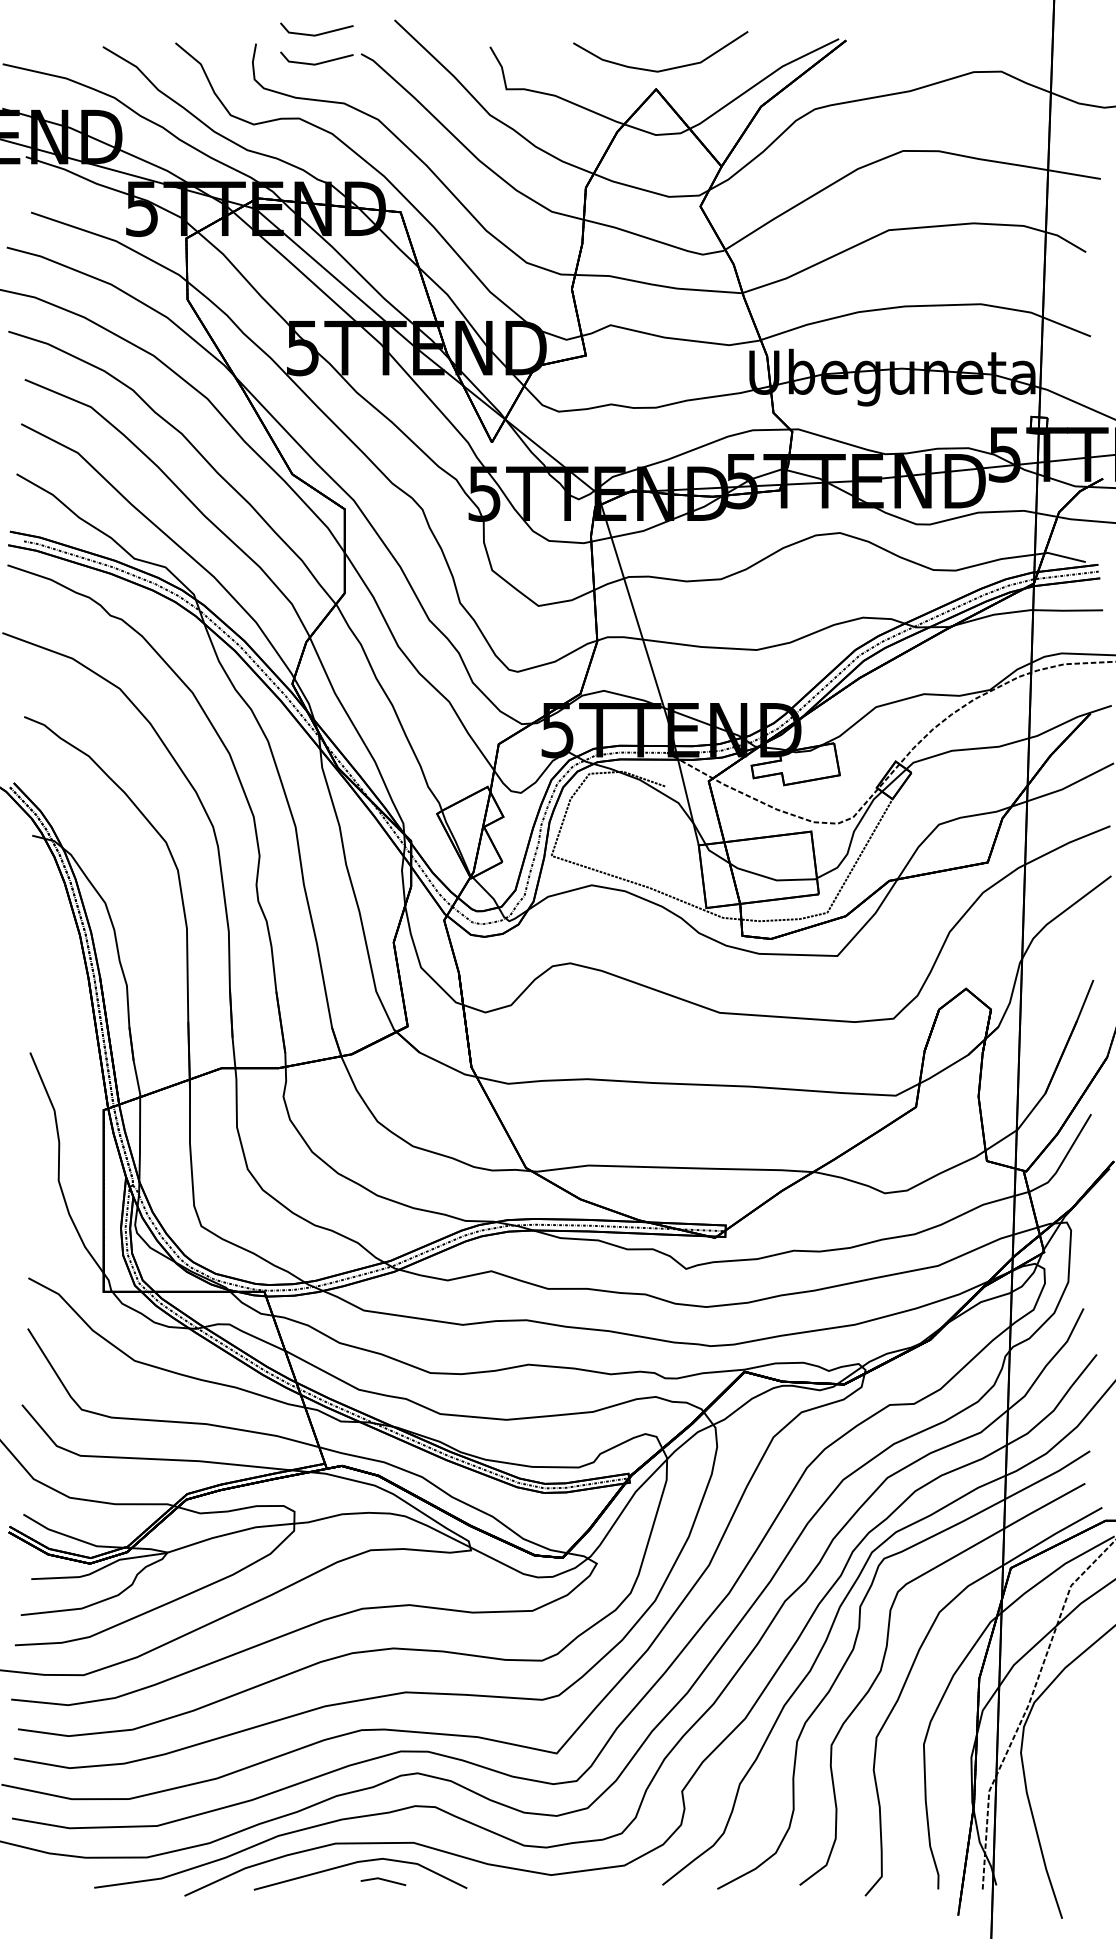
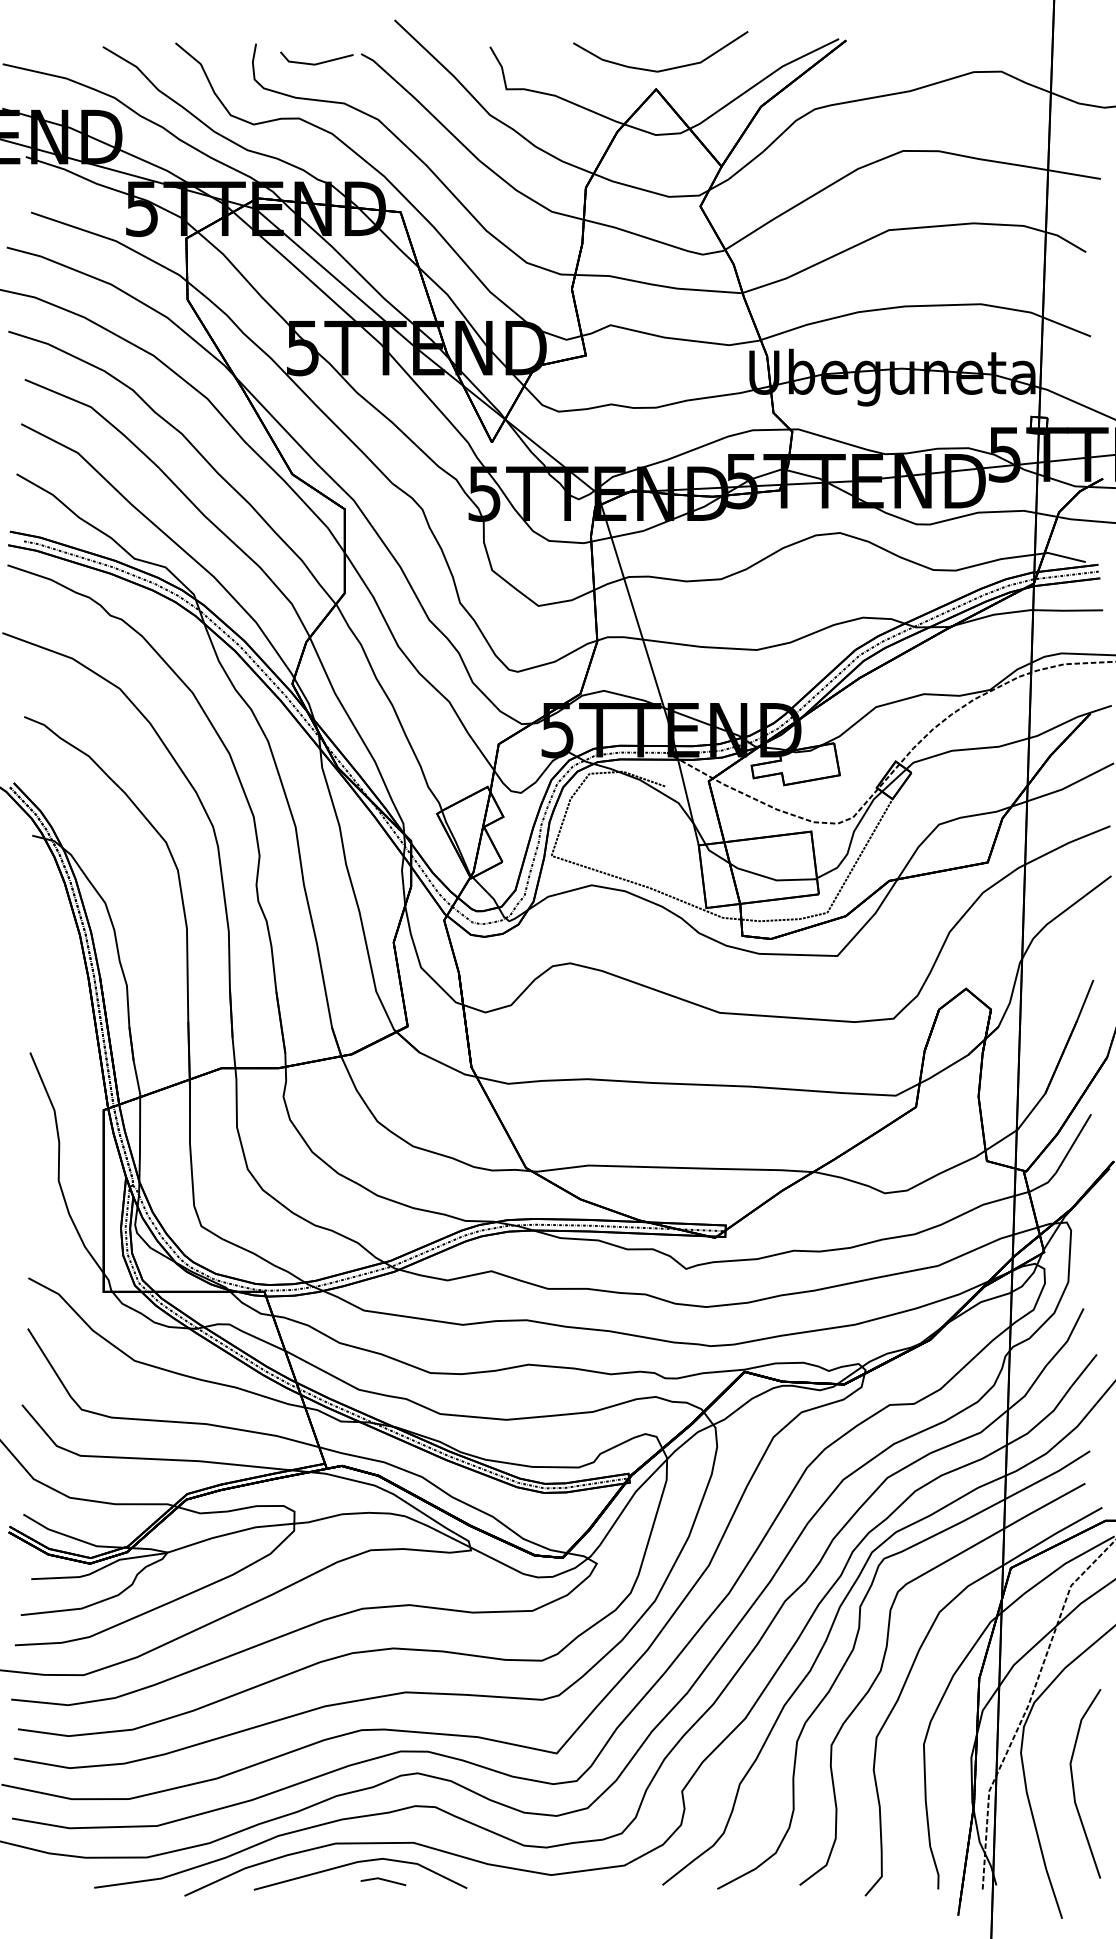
line: present -> none (318, 33)
line: none -> present (1074, 1786)
